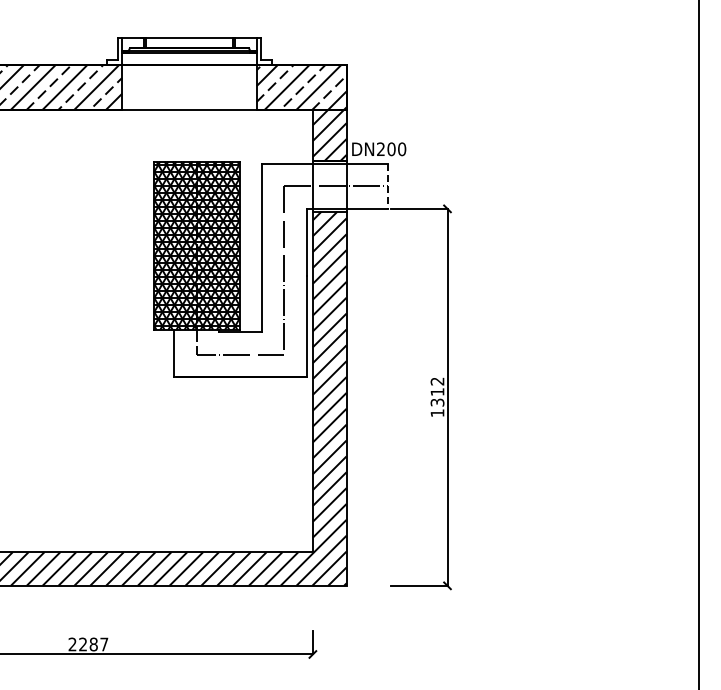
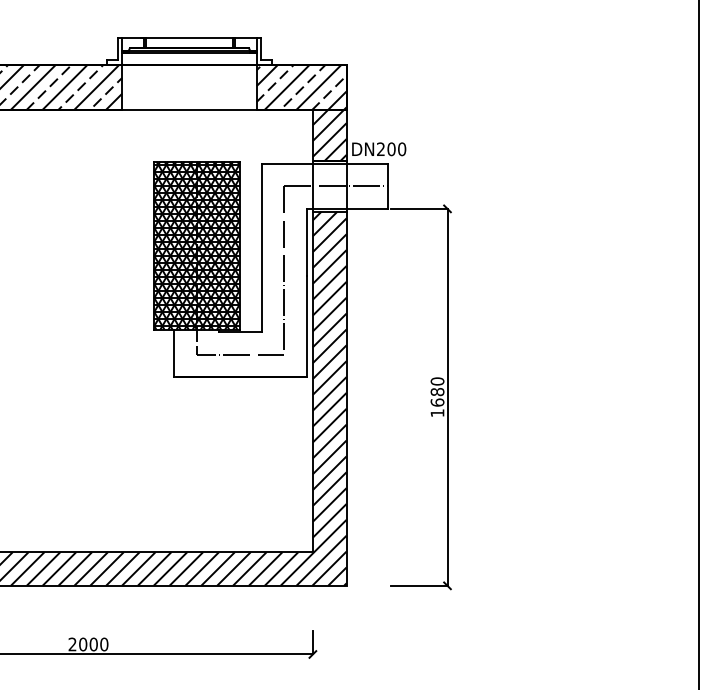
line: dashed -> solid (388, 186)
text: 1312 -> 1680 (437, 391)
text: 2287 -> 2000 (93, 644)
